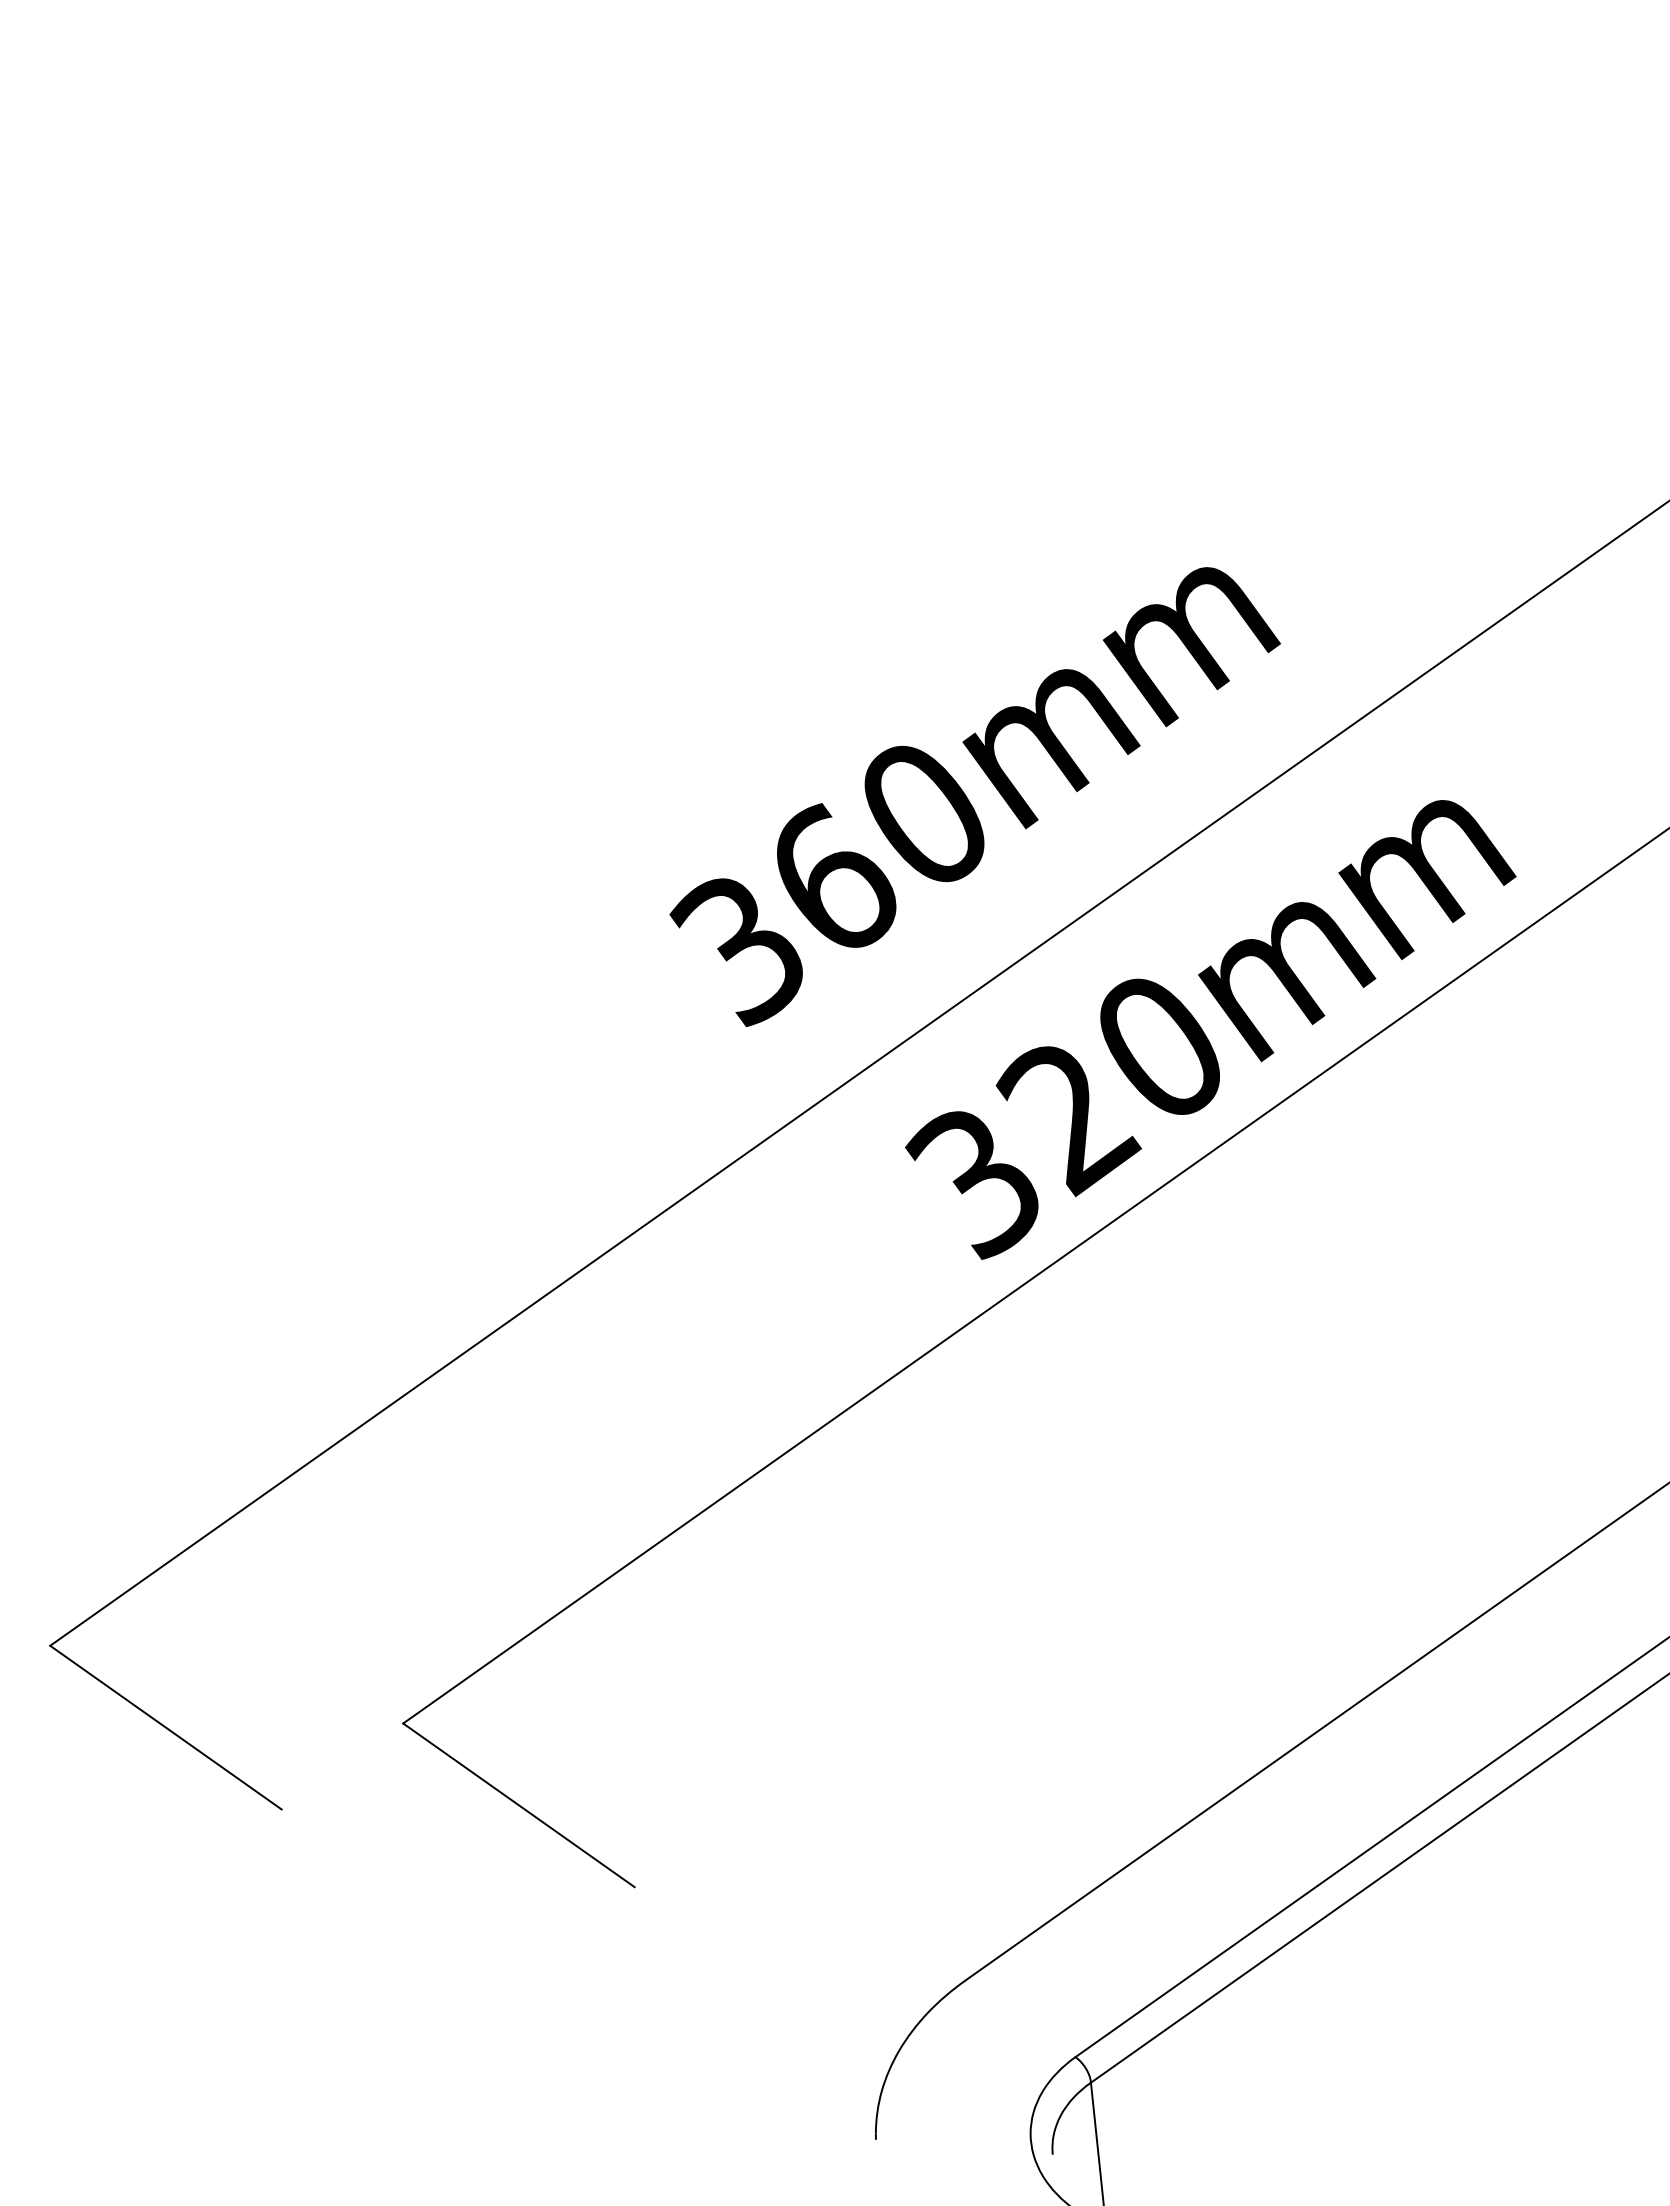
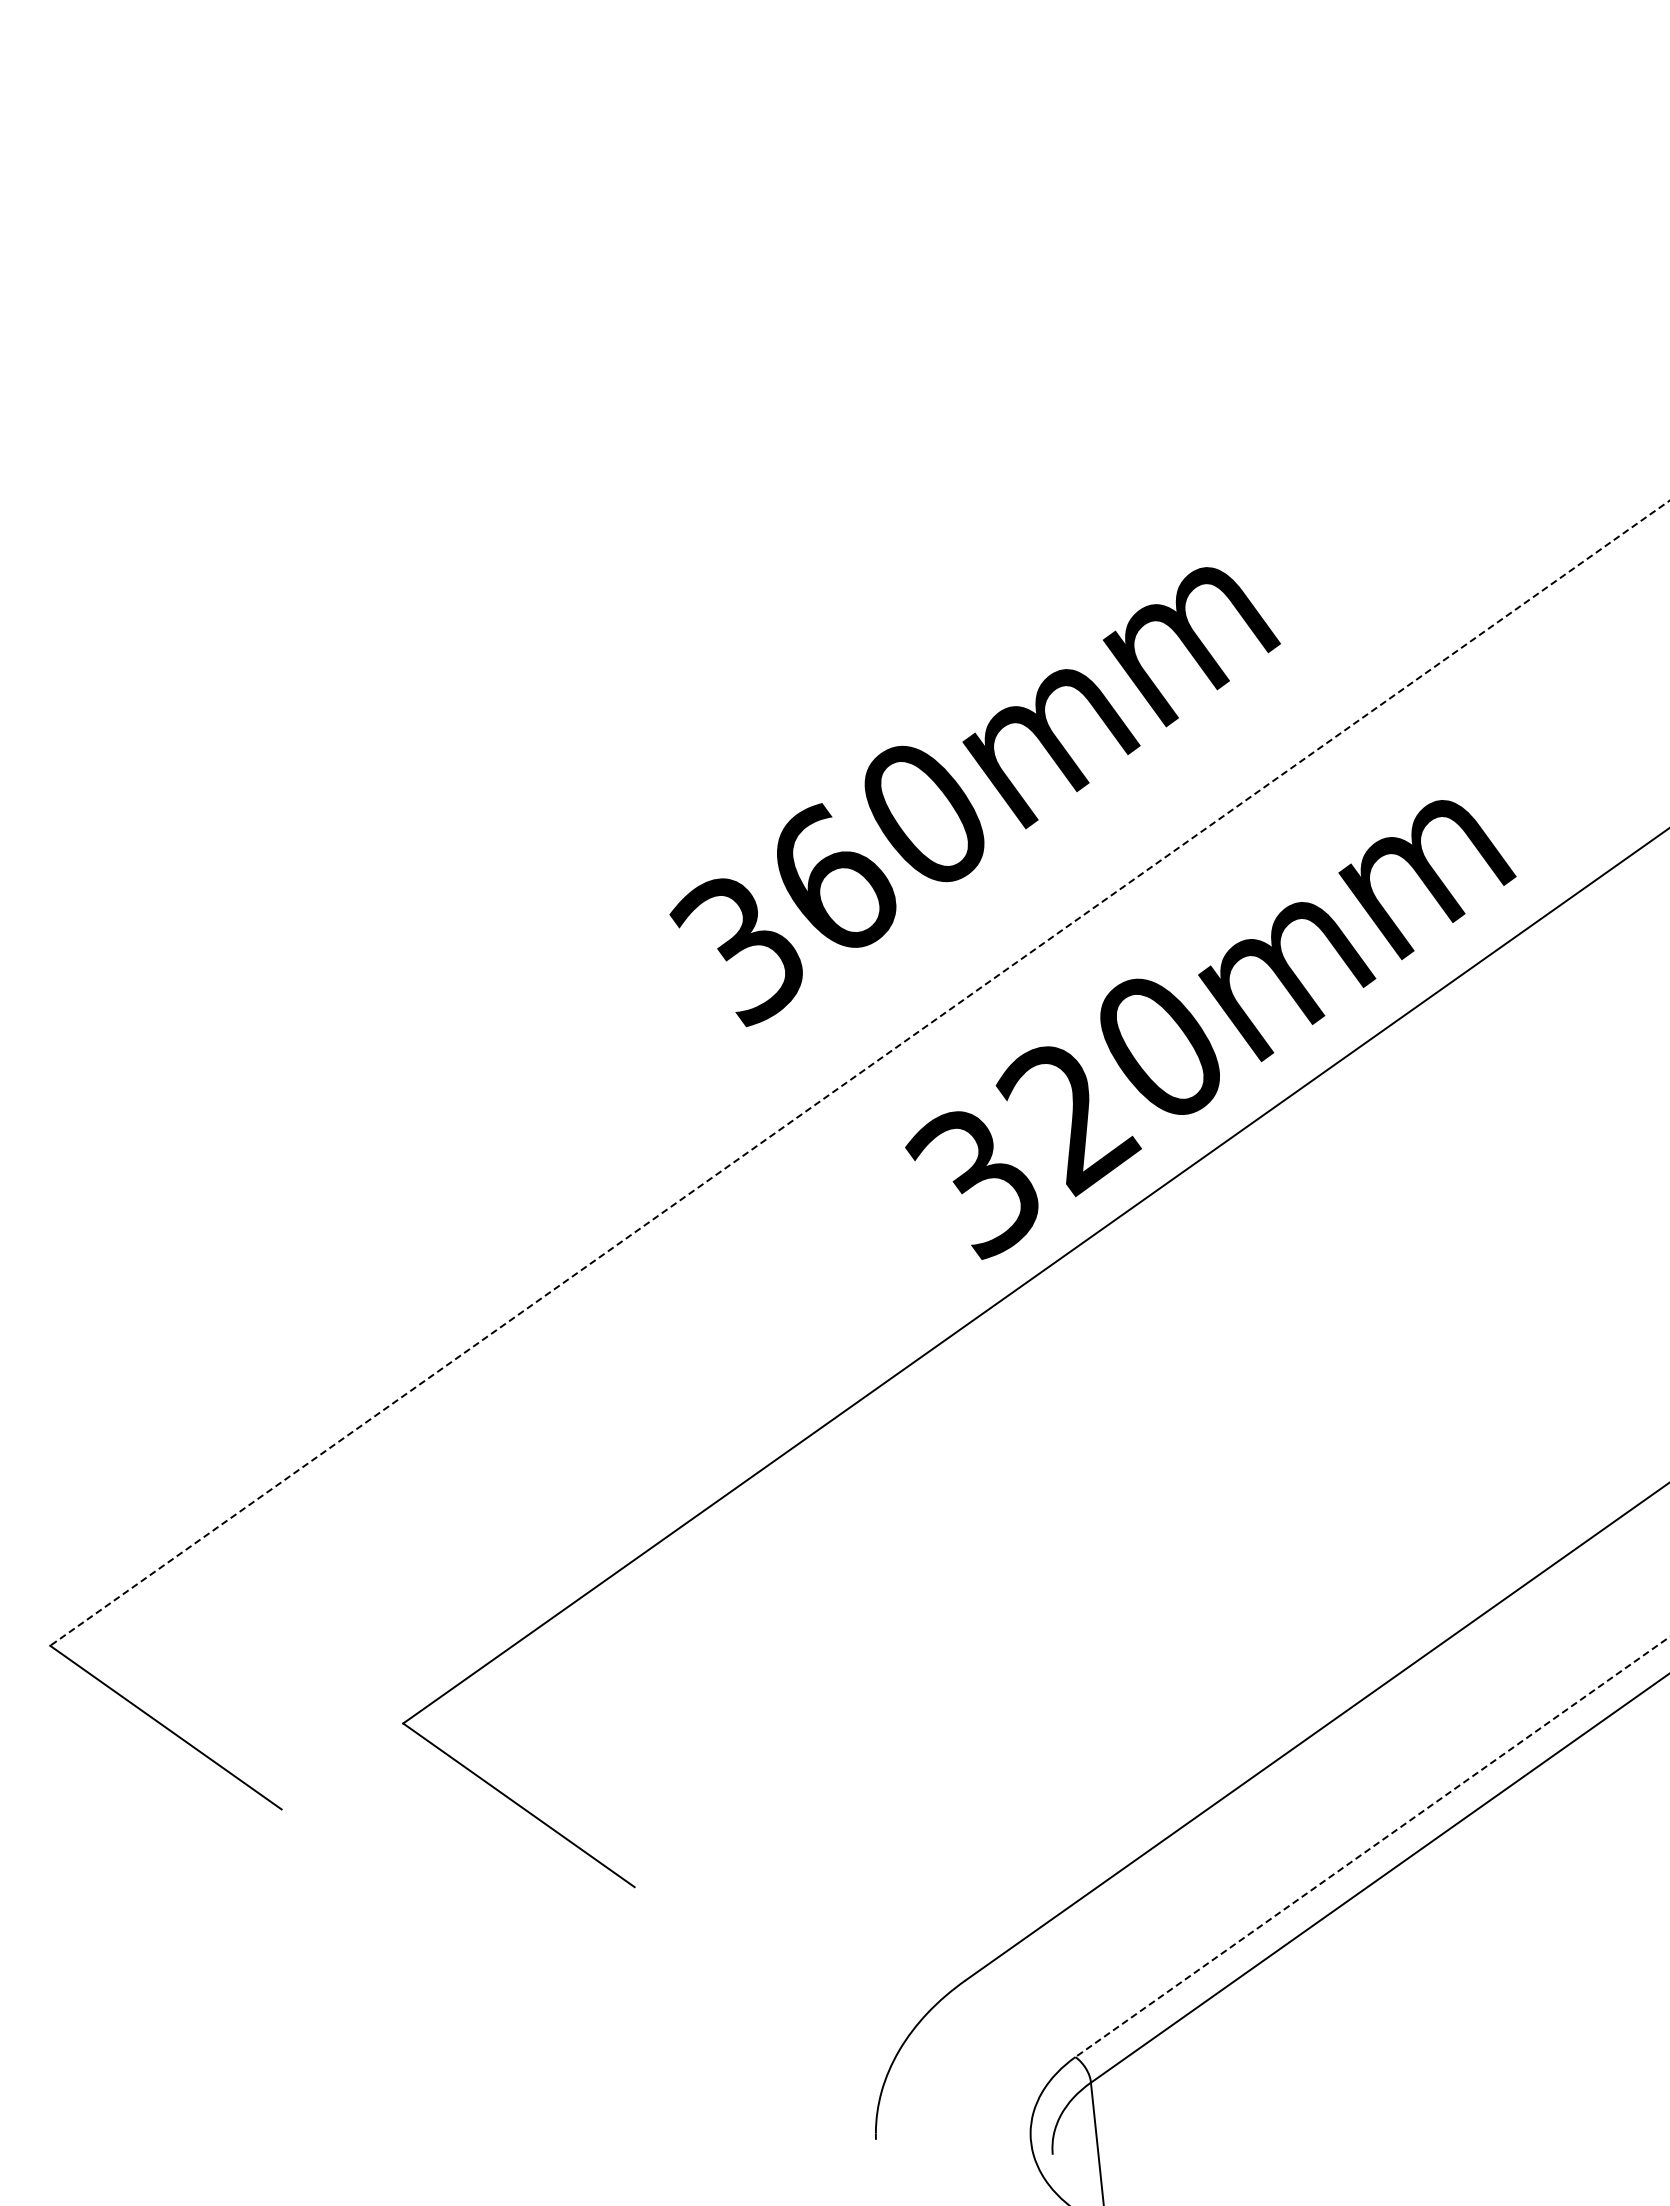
line: solid -> dashed (859, 1073)
line: solid -> dashed (1372, 1847)
